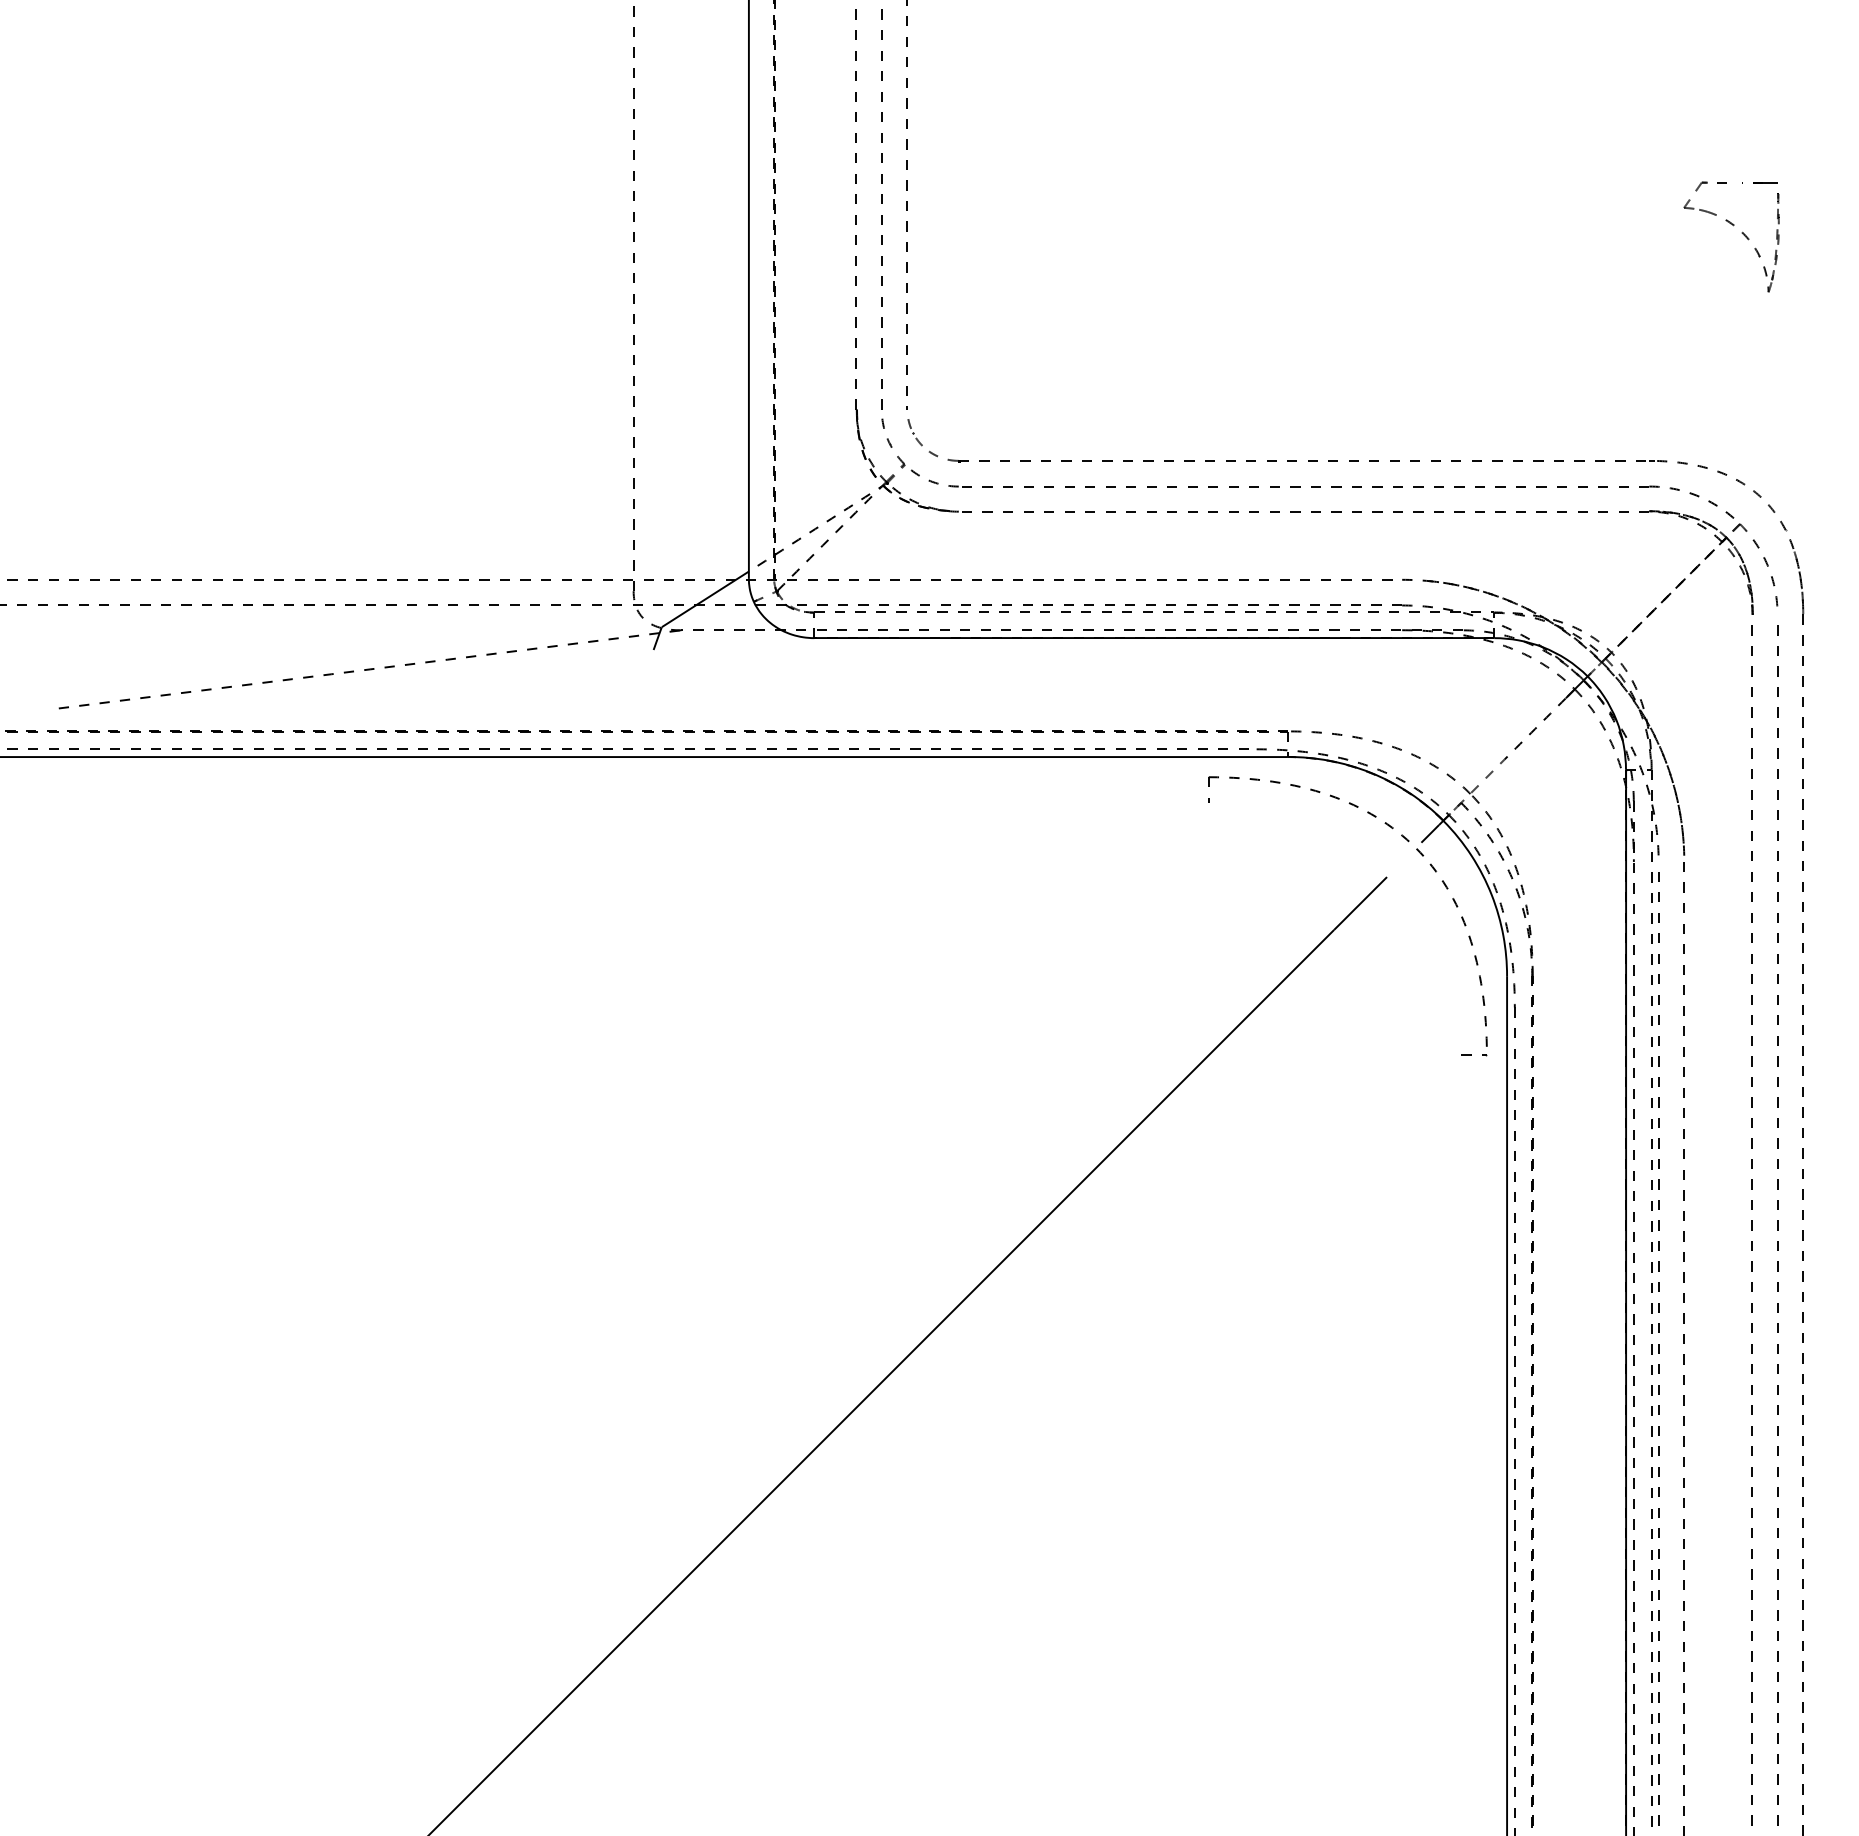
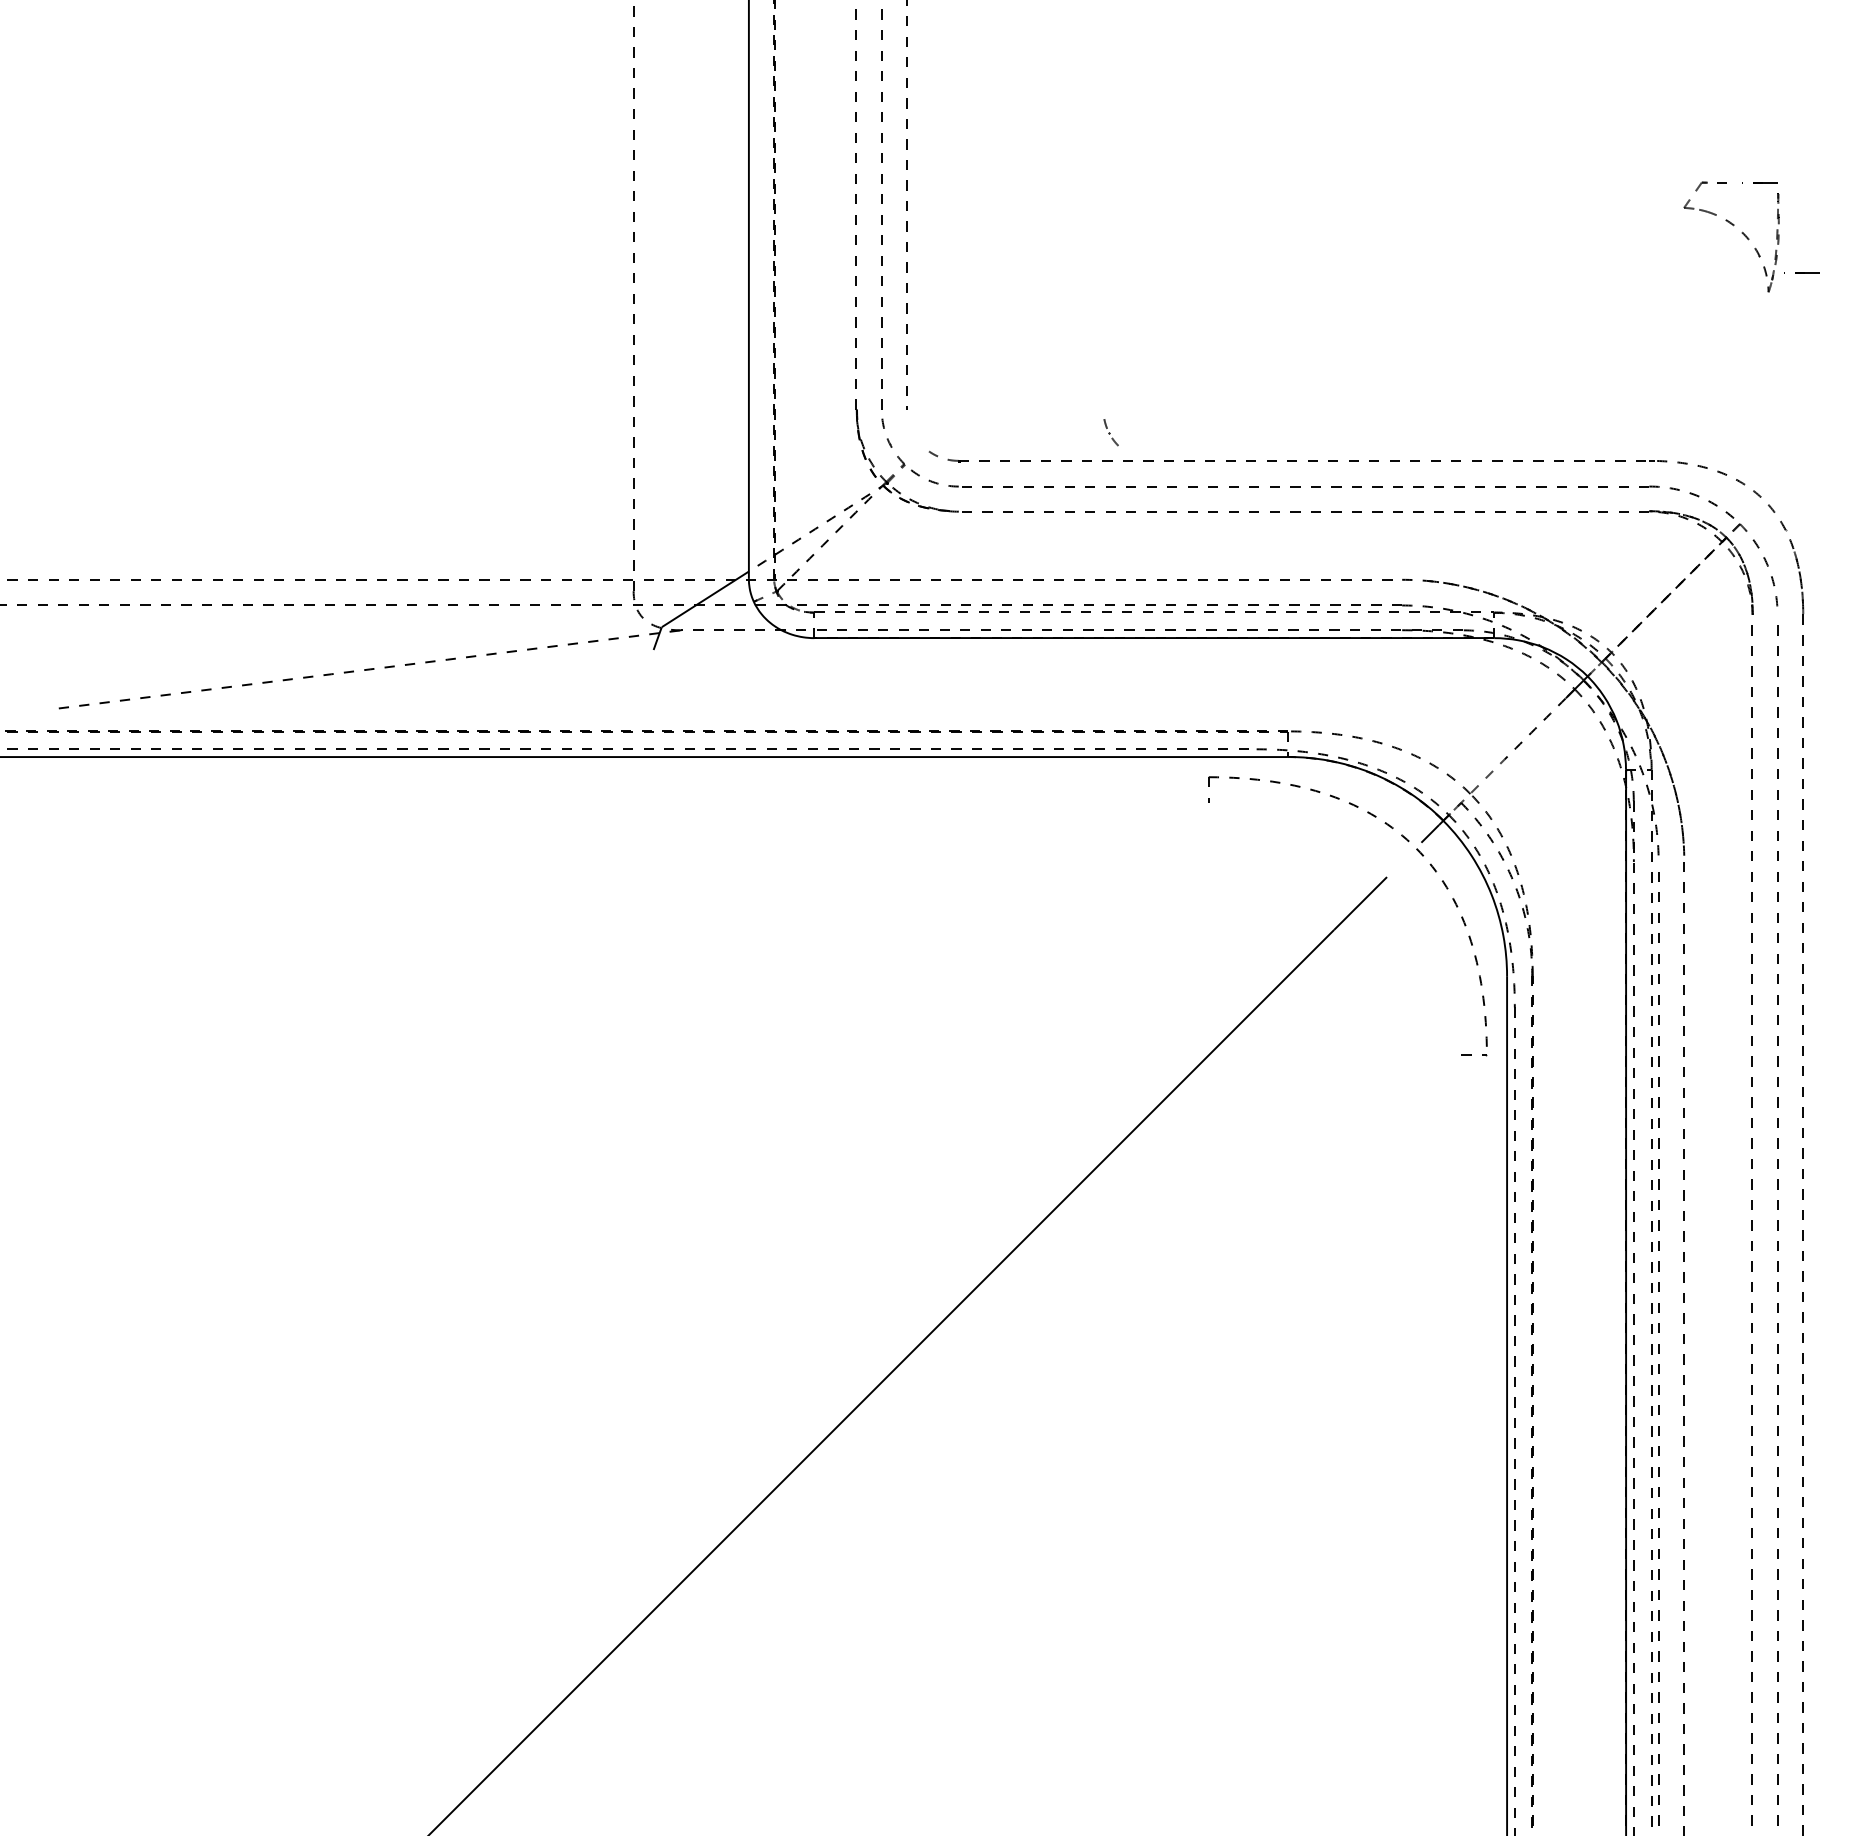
line: none -> present (1801, 272)
part position: (914, 432) -> (1110, 432) (1110, 432)
